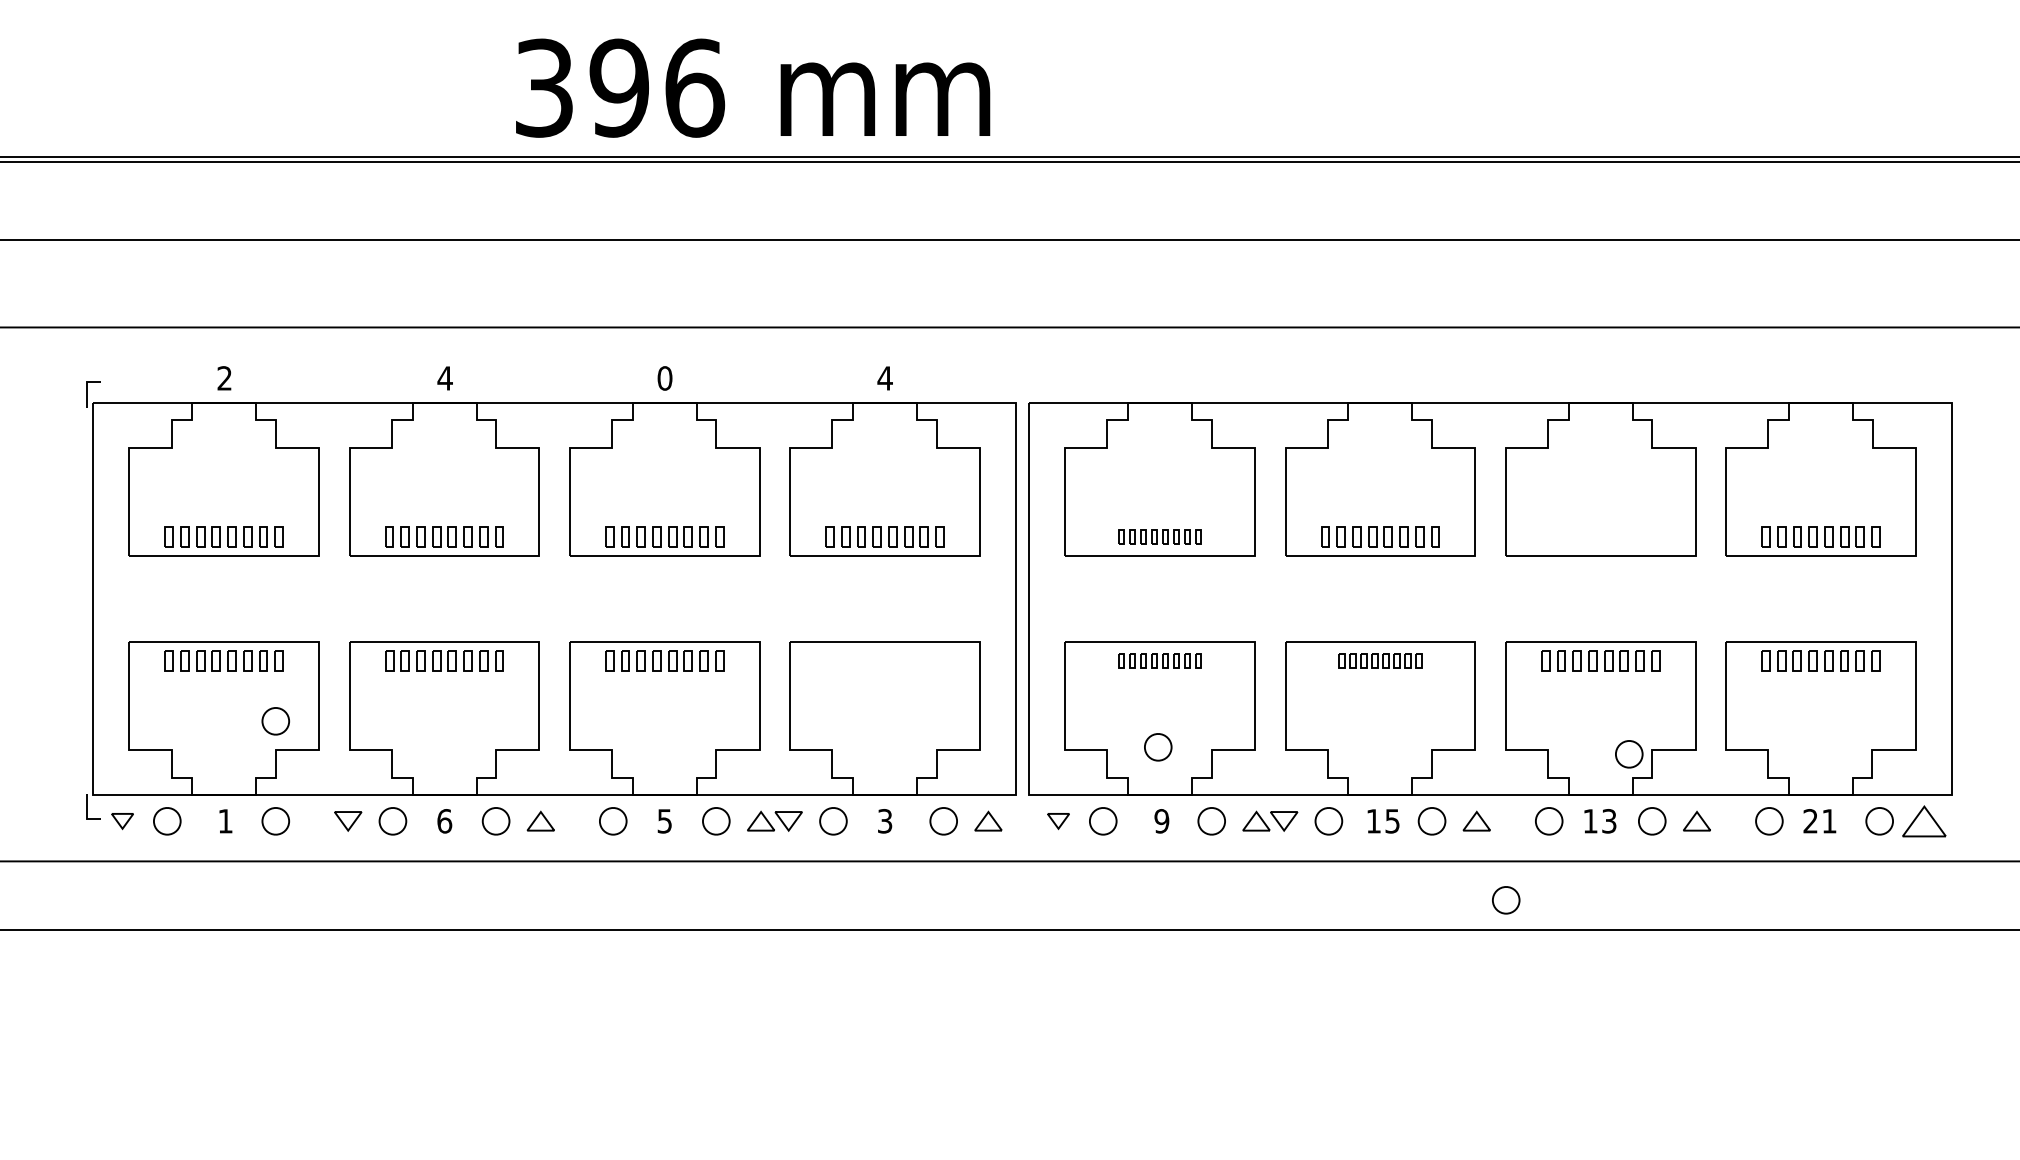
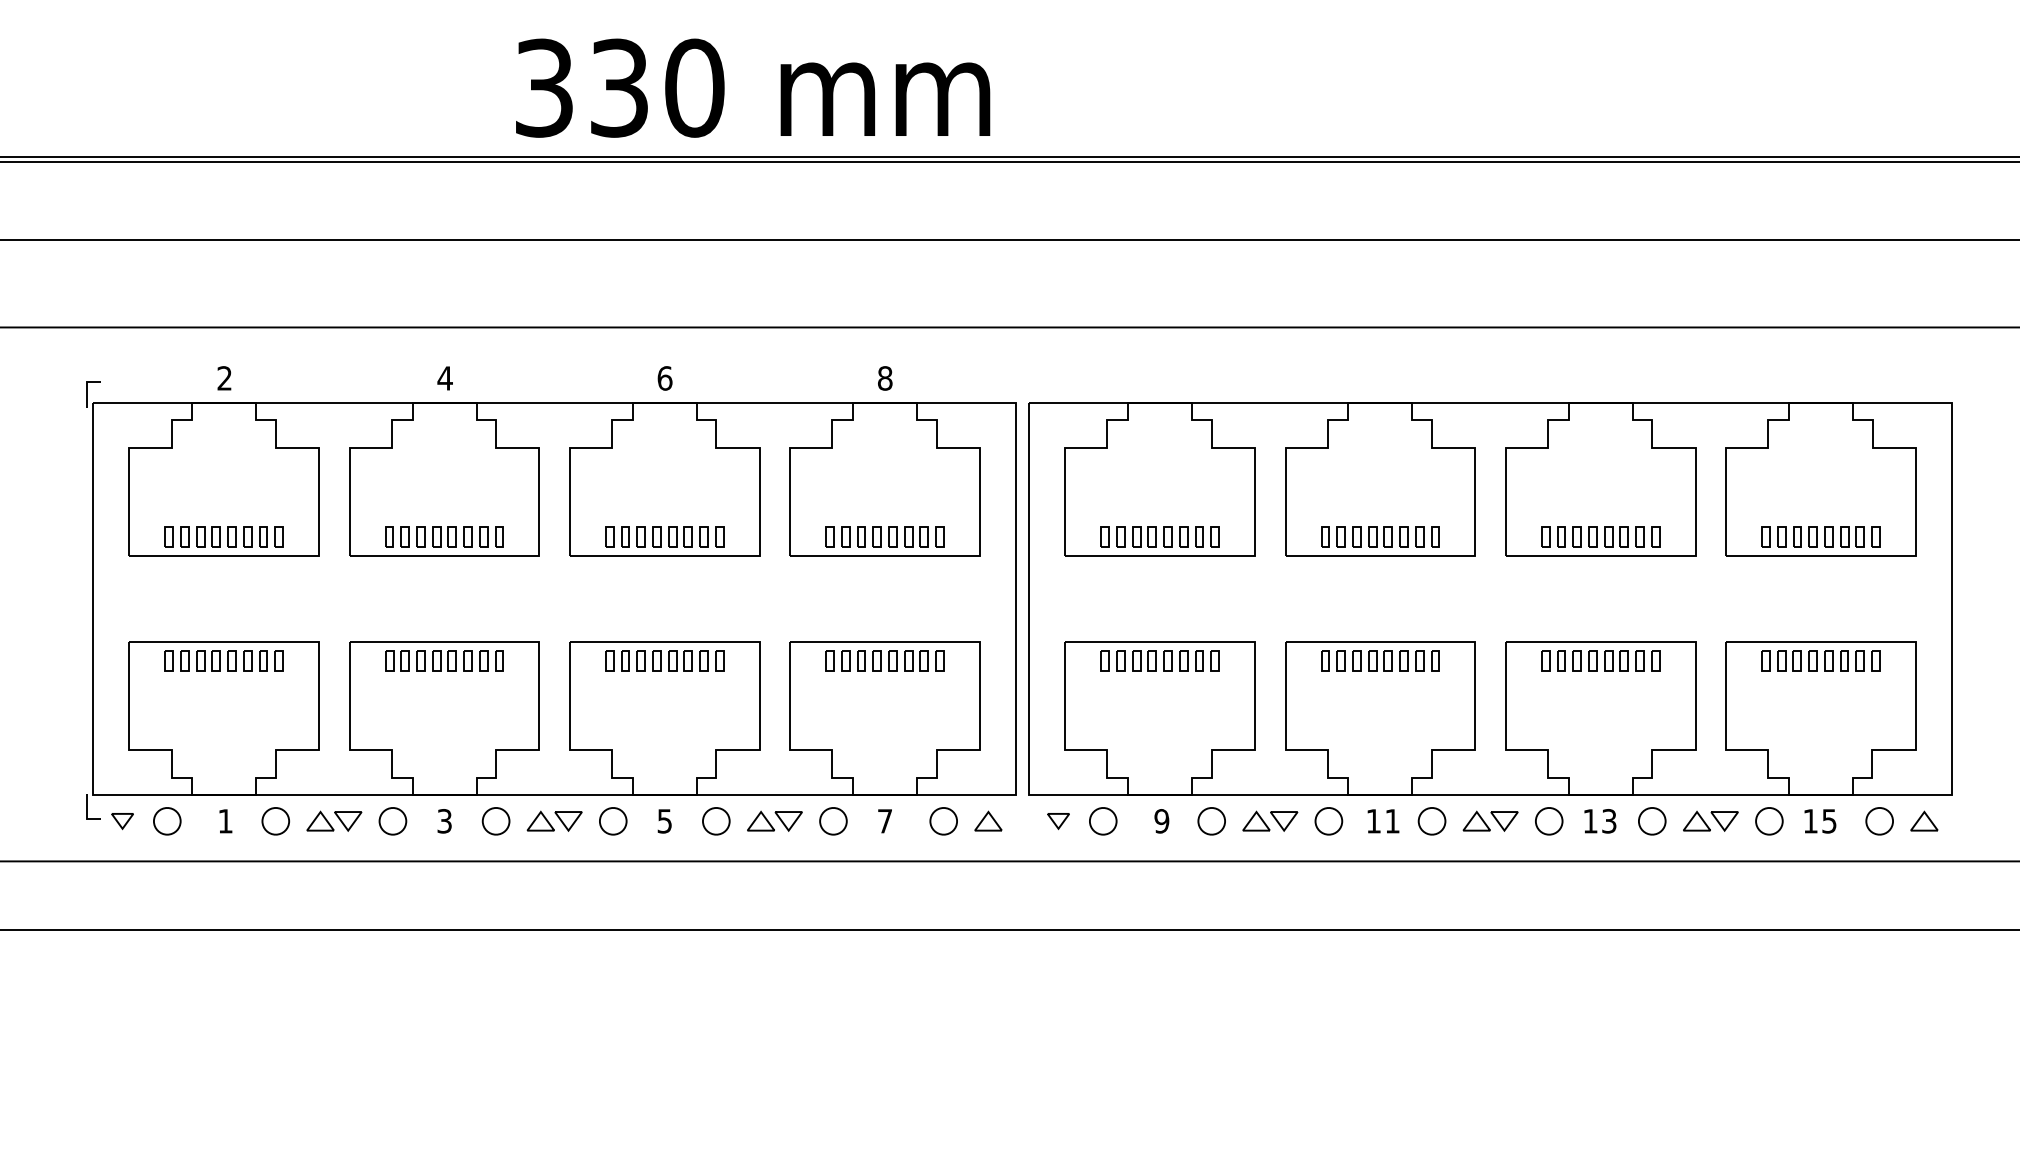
text: 396 -> 330 (657, 87)
text: 0 -> 6 (664, 378)
text: 4 -> 8 (884, 378)
part size: 84x16 px -> 120x22 px (1159, 536)
part: none -> present (1600, 536)
part: none -> present (884, 660)
part size: 84x16 px -> 120x22 px (1159, 660)
part size: 85x16 px -> 119x22 px (1380, 660)
part: present -> none (275, 721)
part: present -> none (1158, 747)
part: present -> none (1629, 754)
part: none -> present (320, 820)
text: 6 -> 3 (444, 821)
part: none -> present (568, 821)
text: 3 -> 7 (885, 821)
text: 15 -> 11 (1392, 821)
part: none -> present (1504, 821)
part: none -> present (1724, 821)
text: 21 -> 15 (1819, 821)
part size: 45x33 px -> 29x22 px (1924, 820)
part: present -> none (1506, 900)
